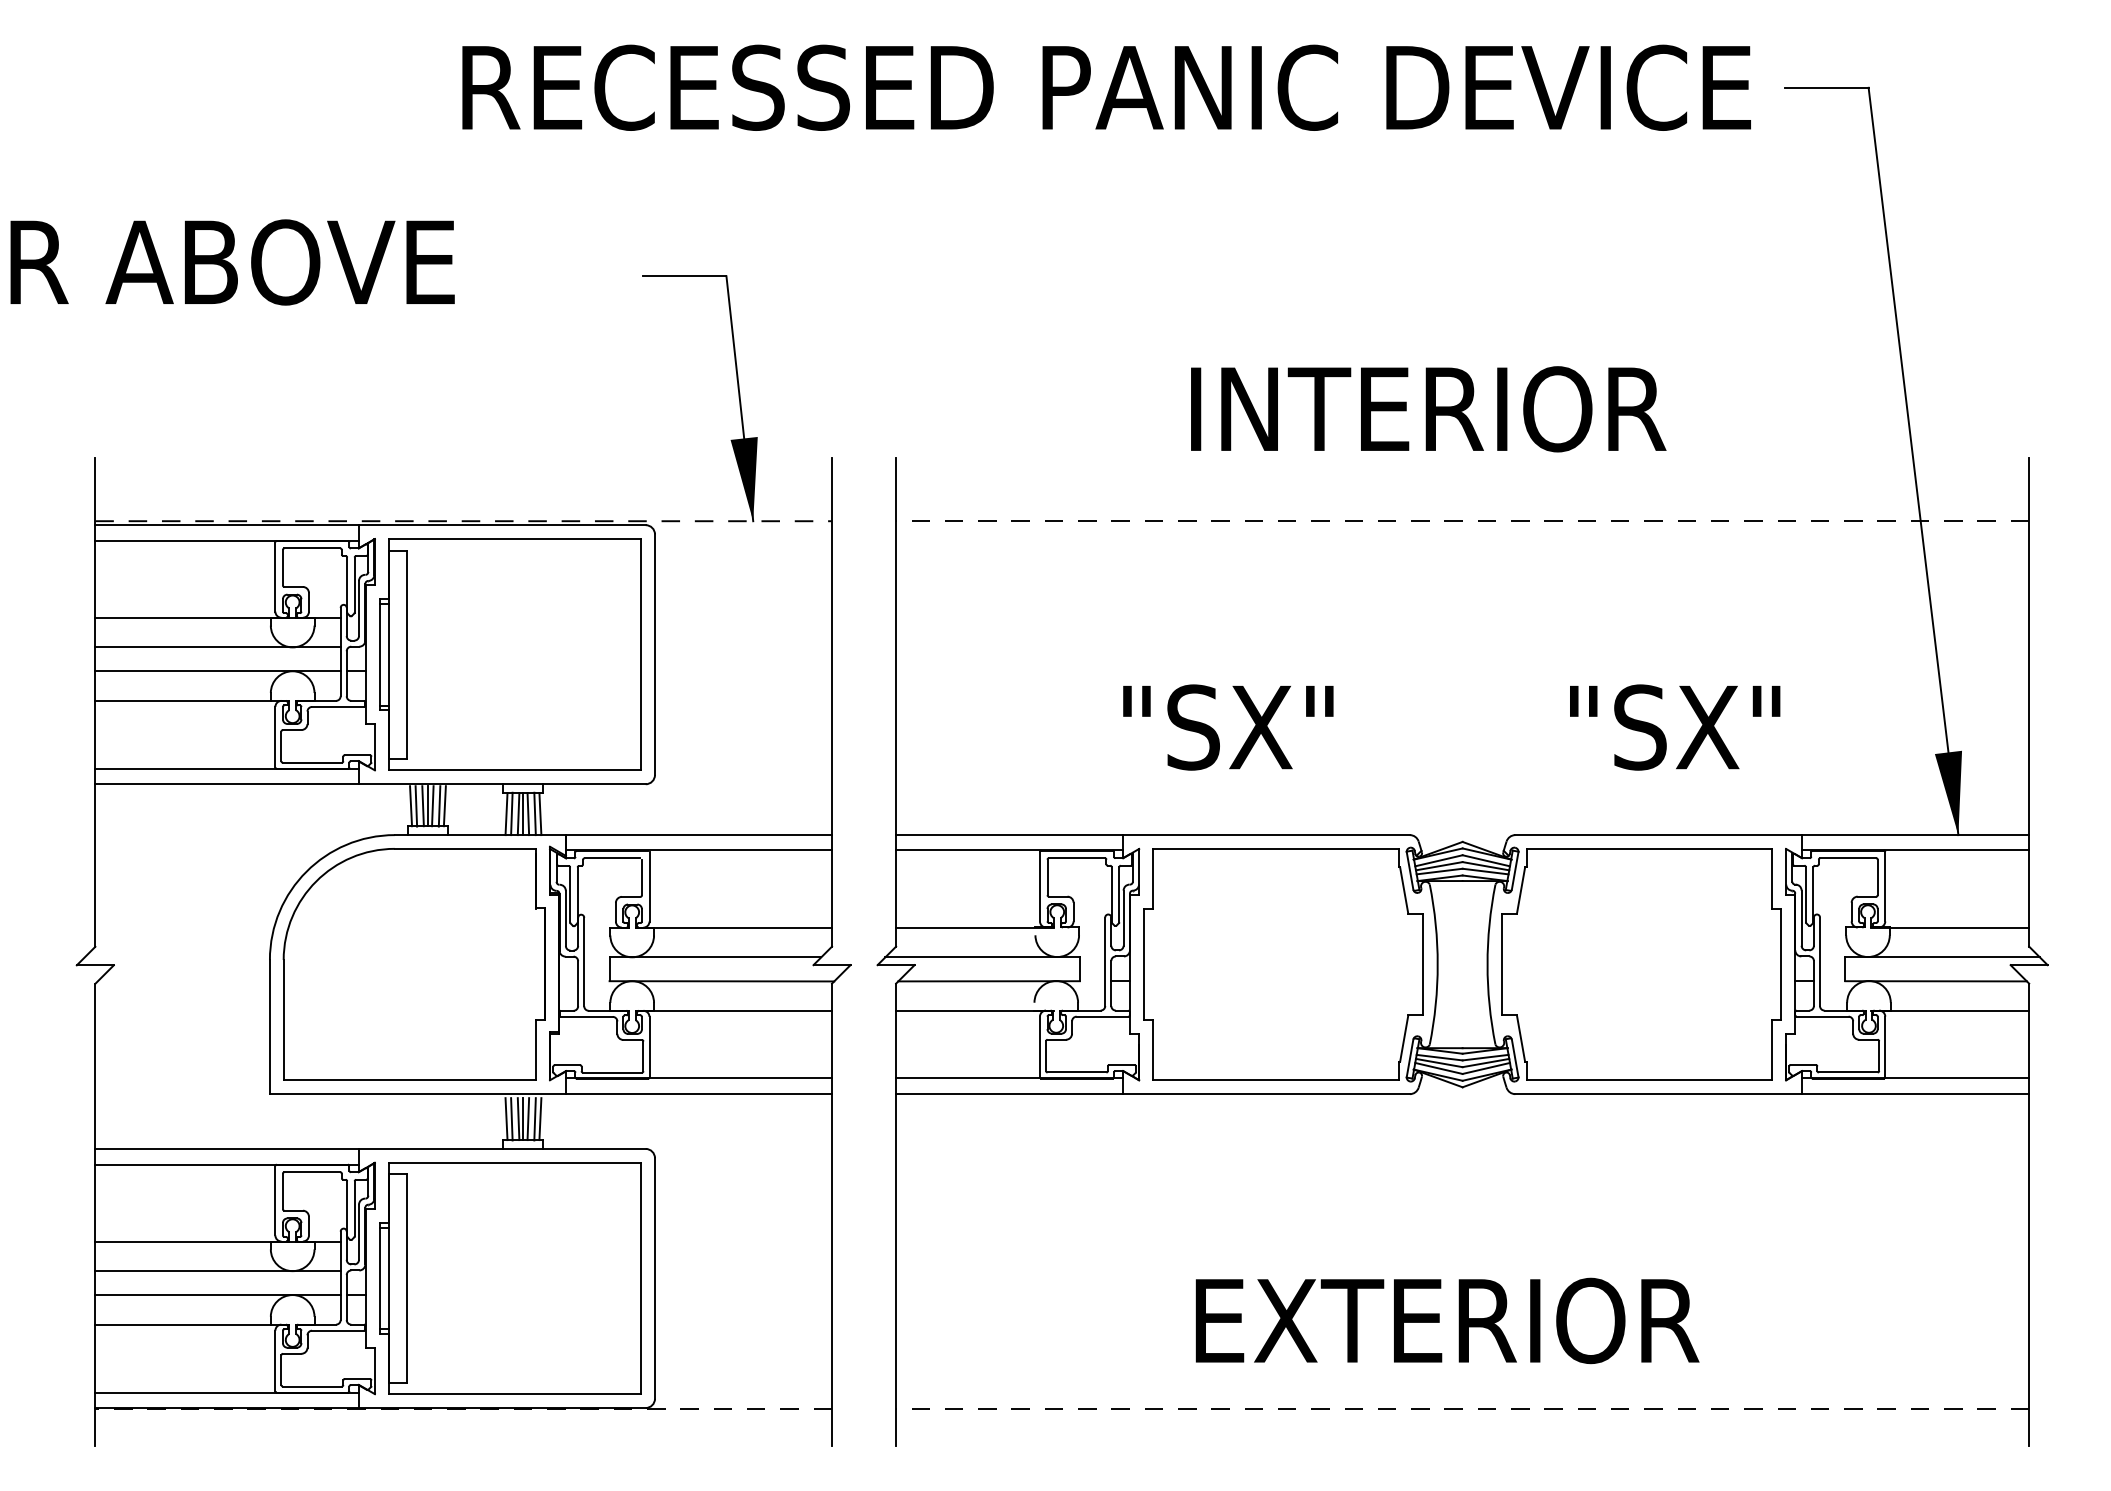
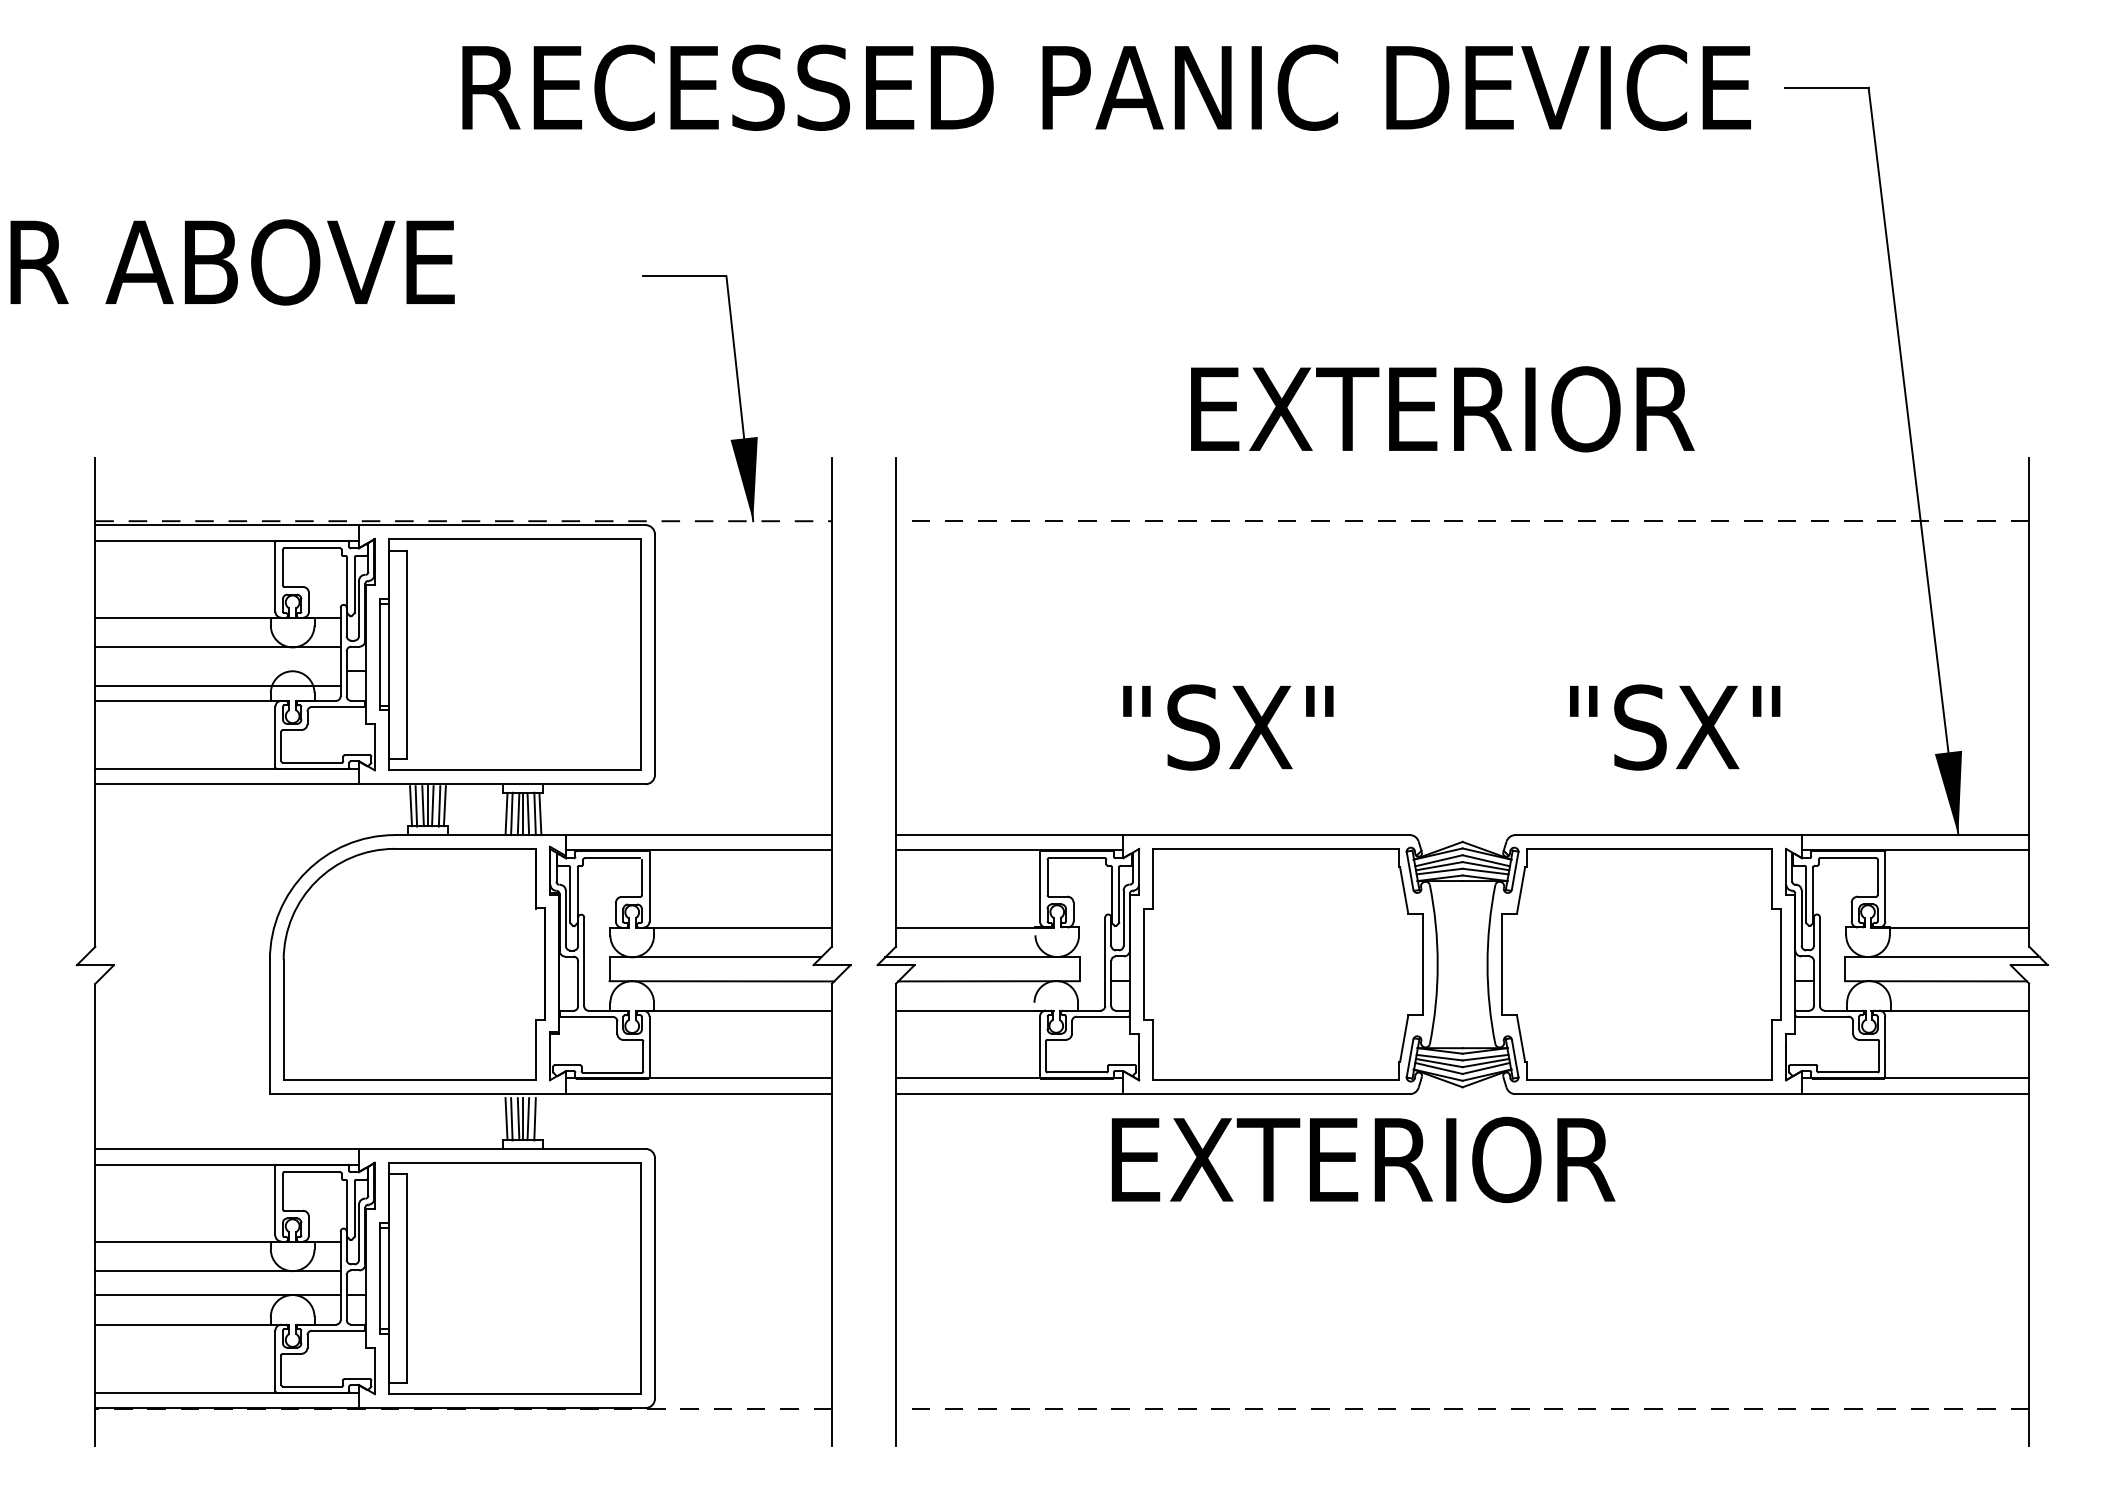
text: INTERIOR -> EXTERIOR (1447, 409)
line position: (217, 671) -> (217, 686) (217, 686)
line: present -> none (540, 1119)
text position: (1447, 1320) -> (1363, 1159) (1363, 1159)
